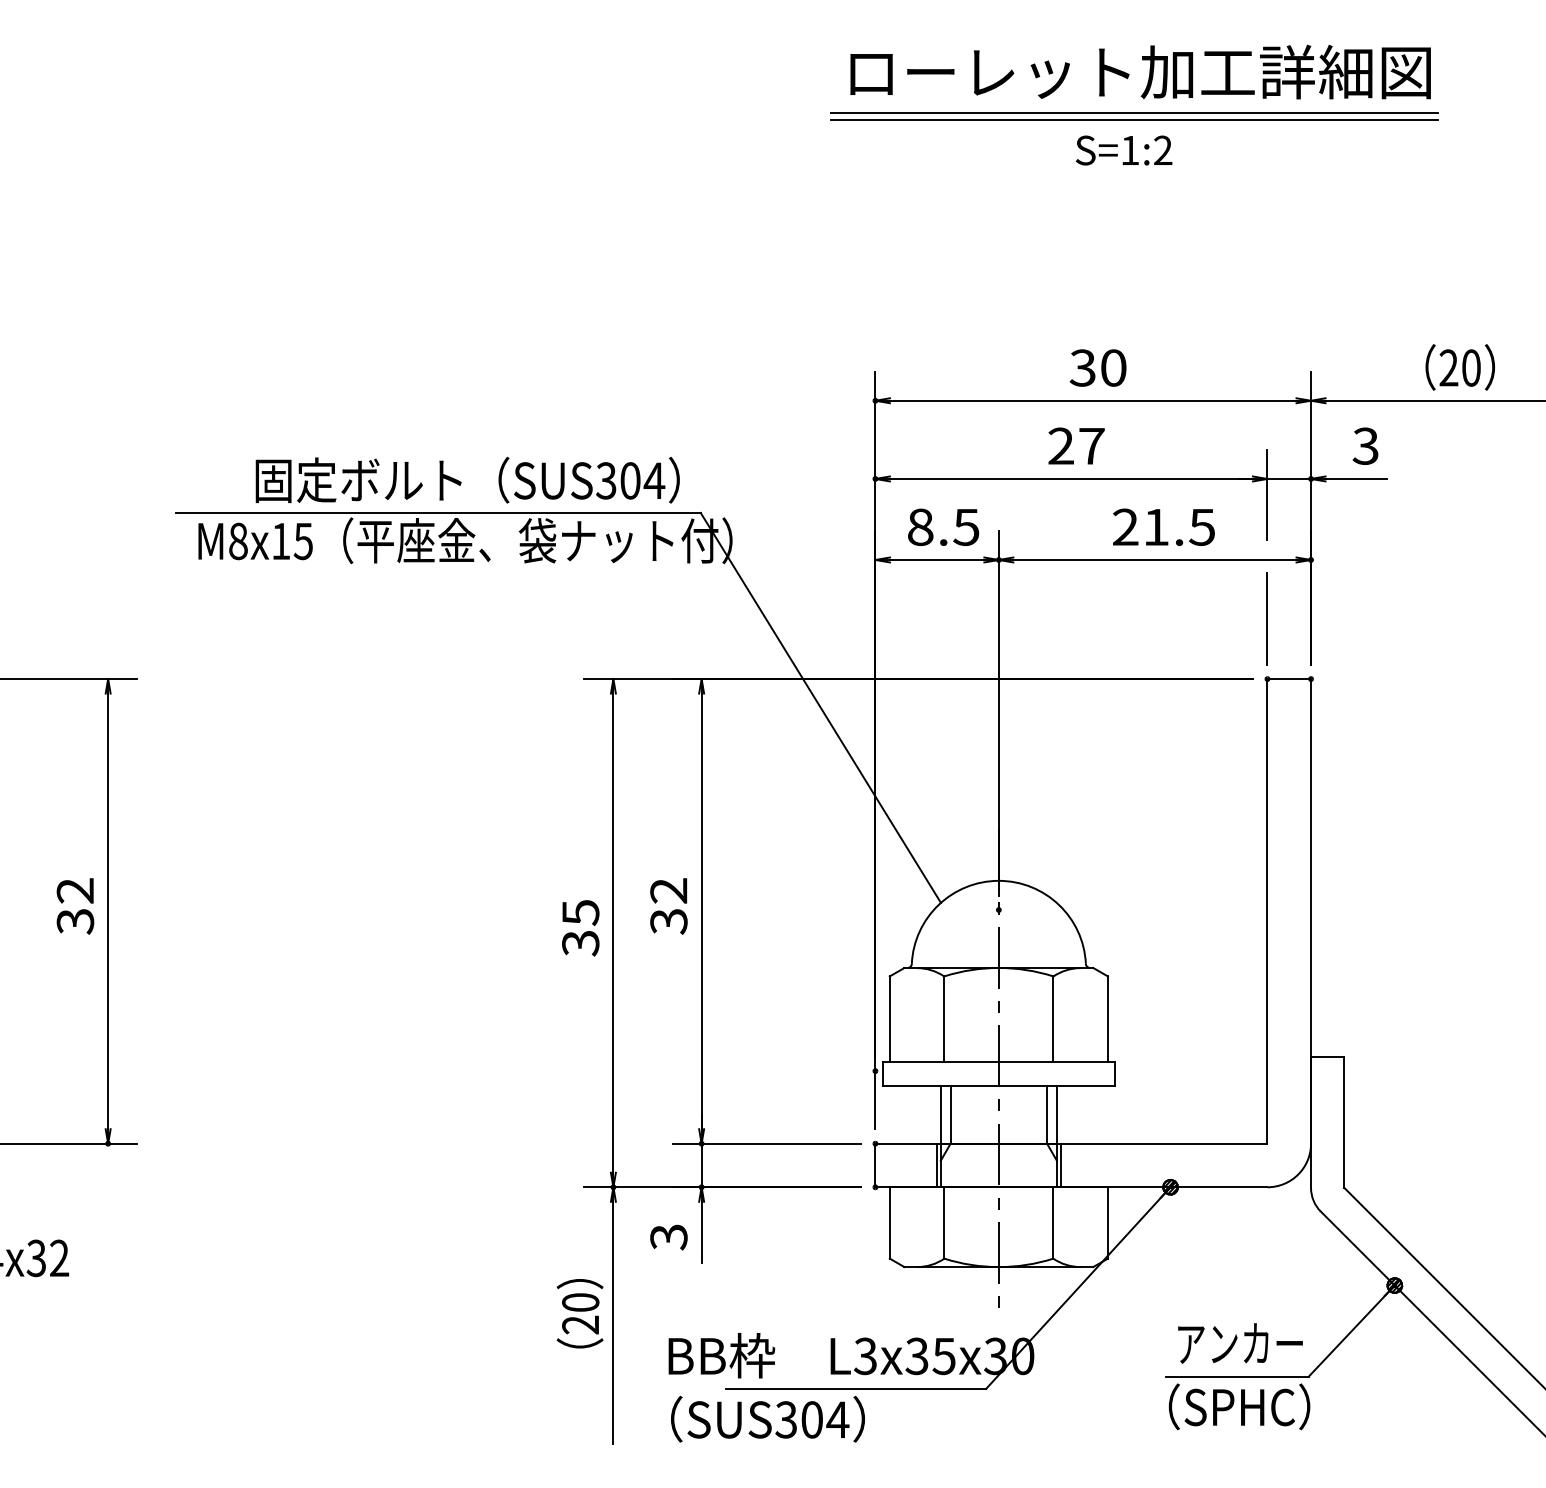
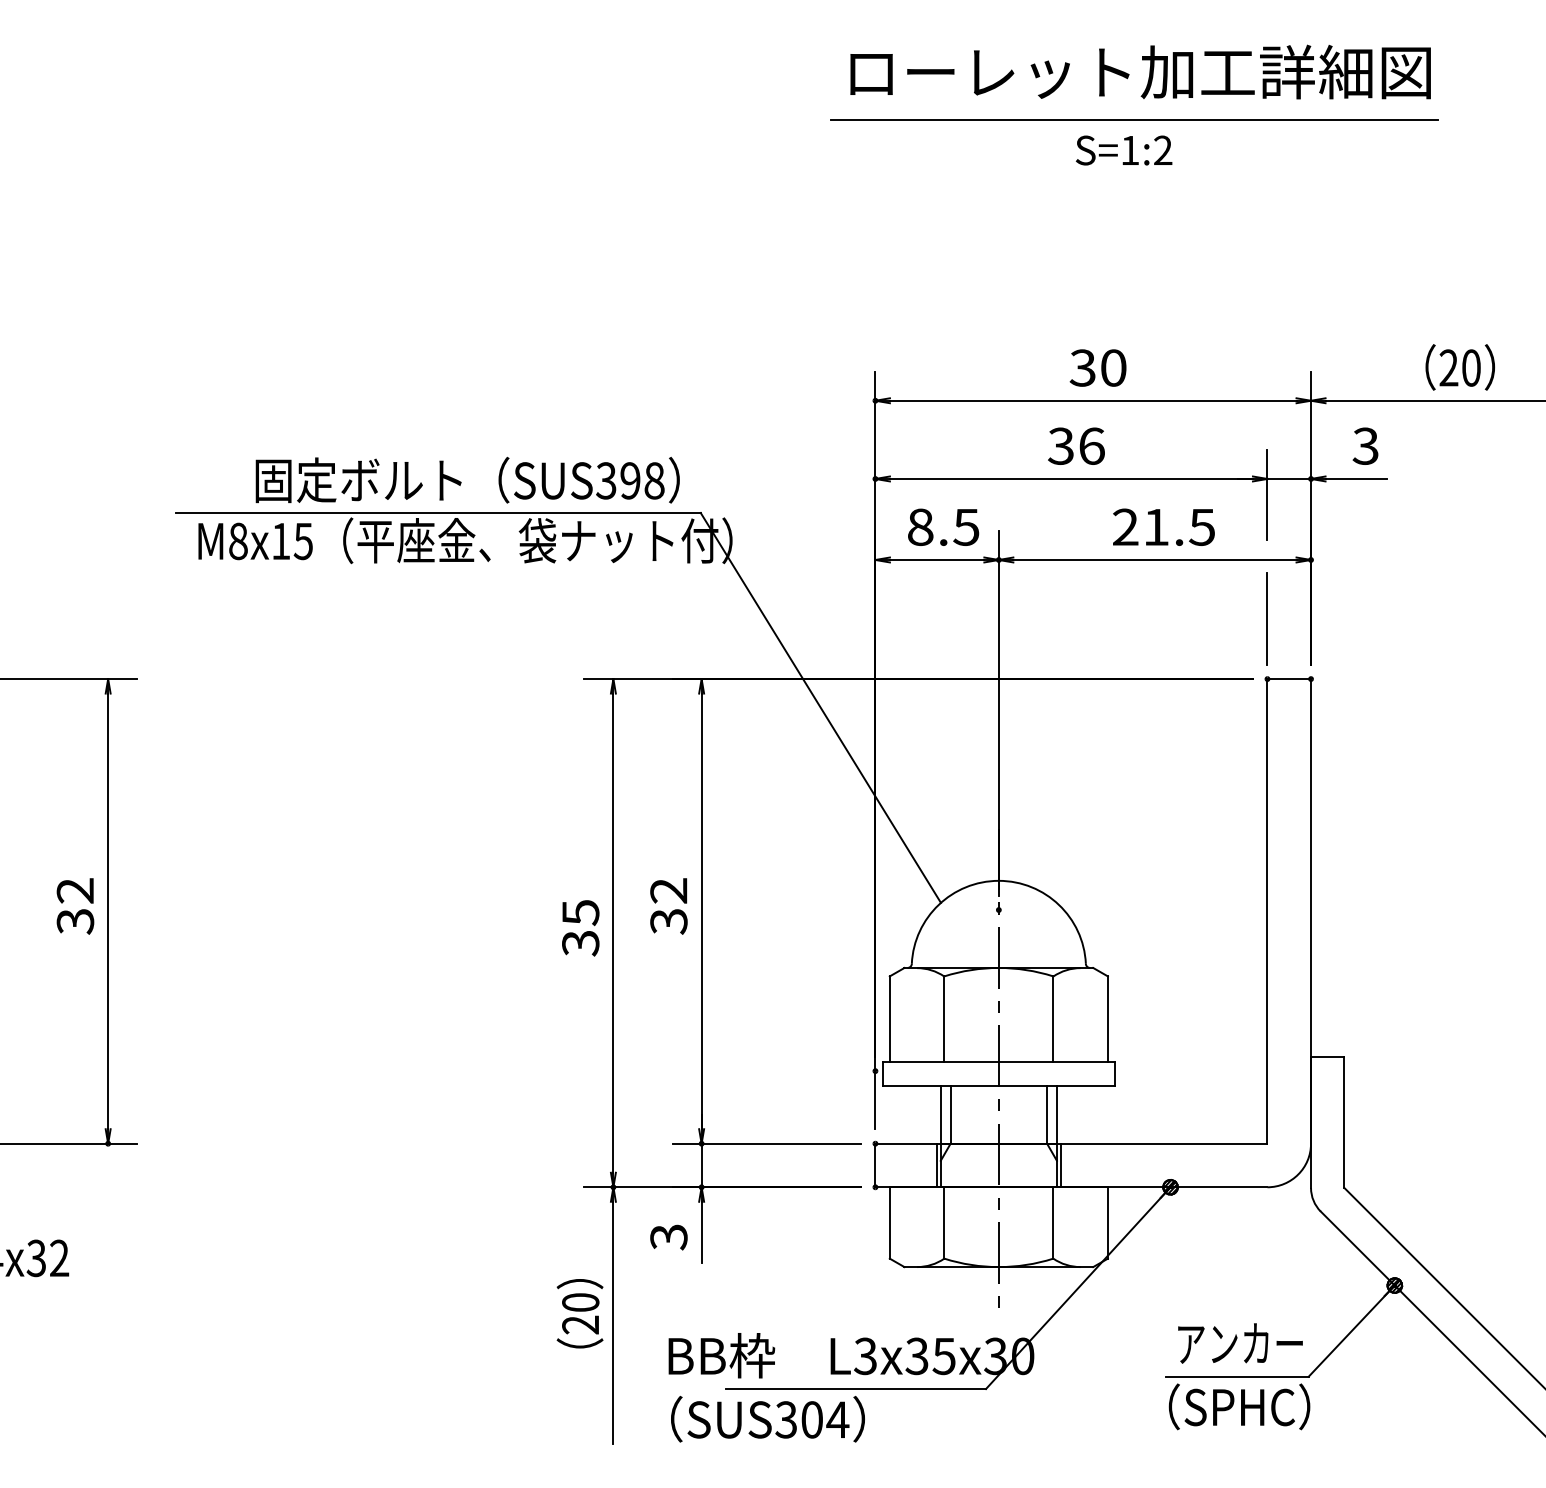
line: present -> none (1133, 112)
text: 27 -> 36 (1076, 445)
text: SUS304 -> SUS398 (642, 480)
